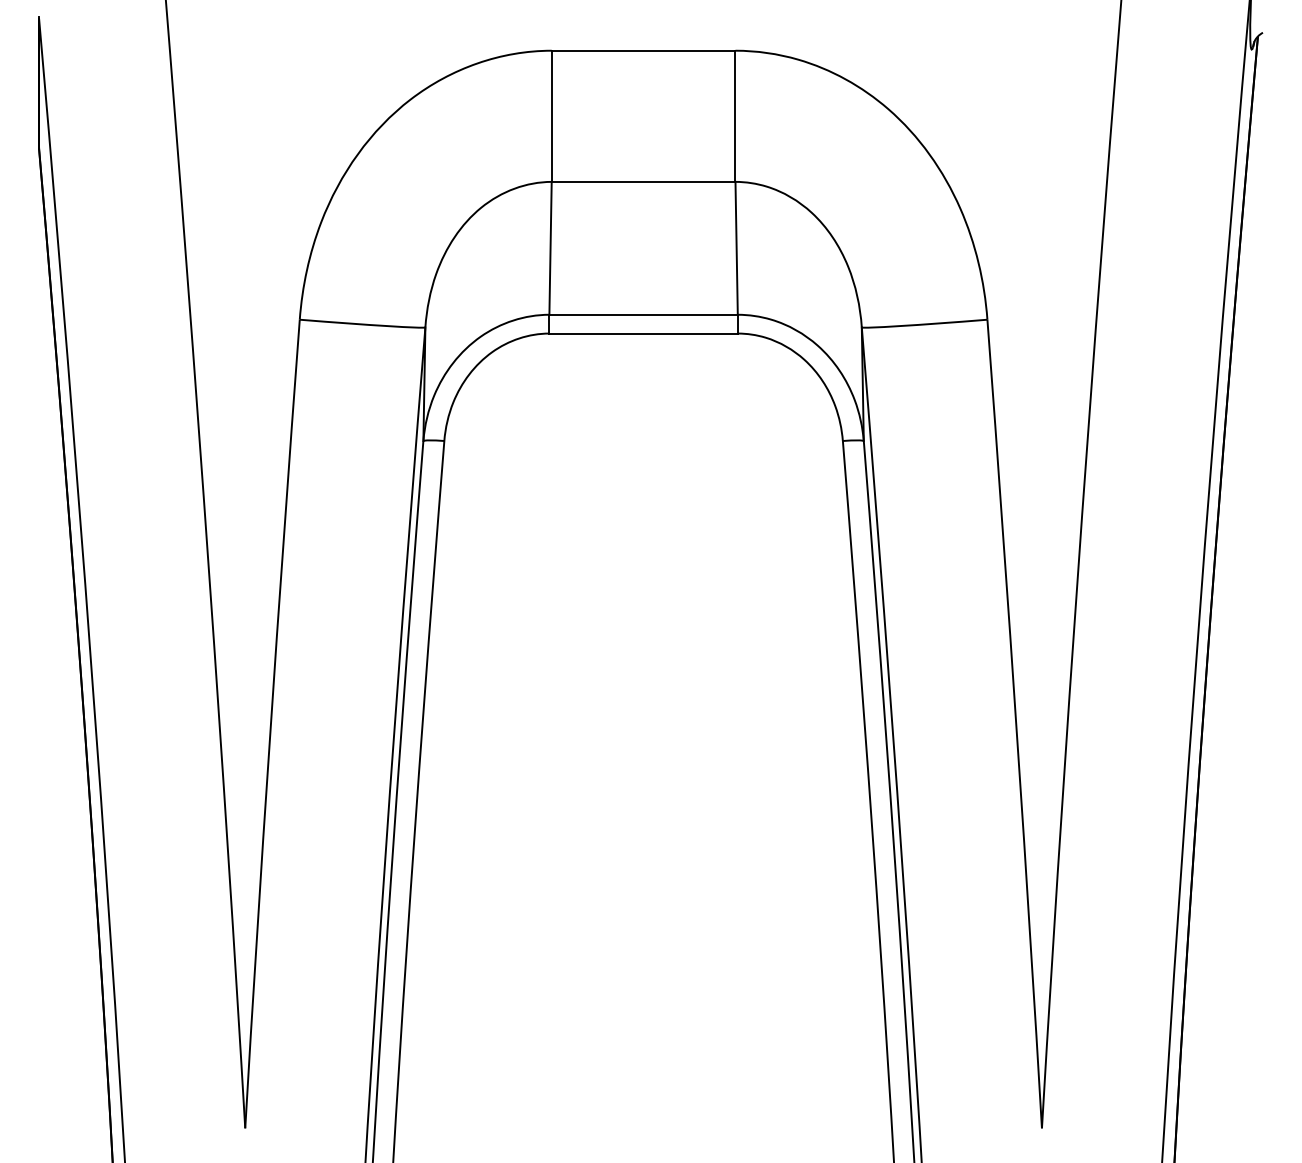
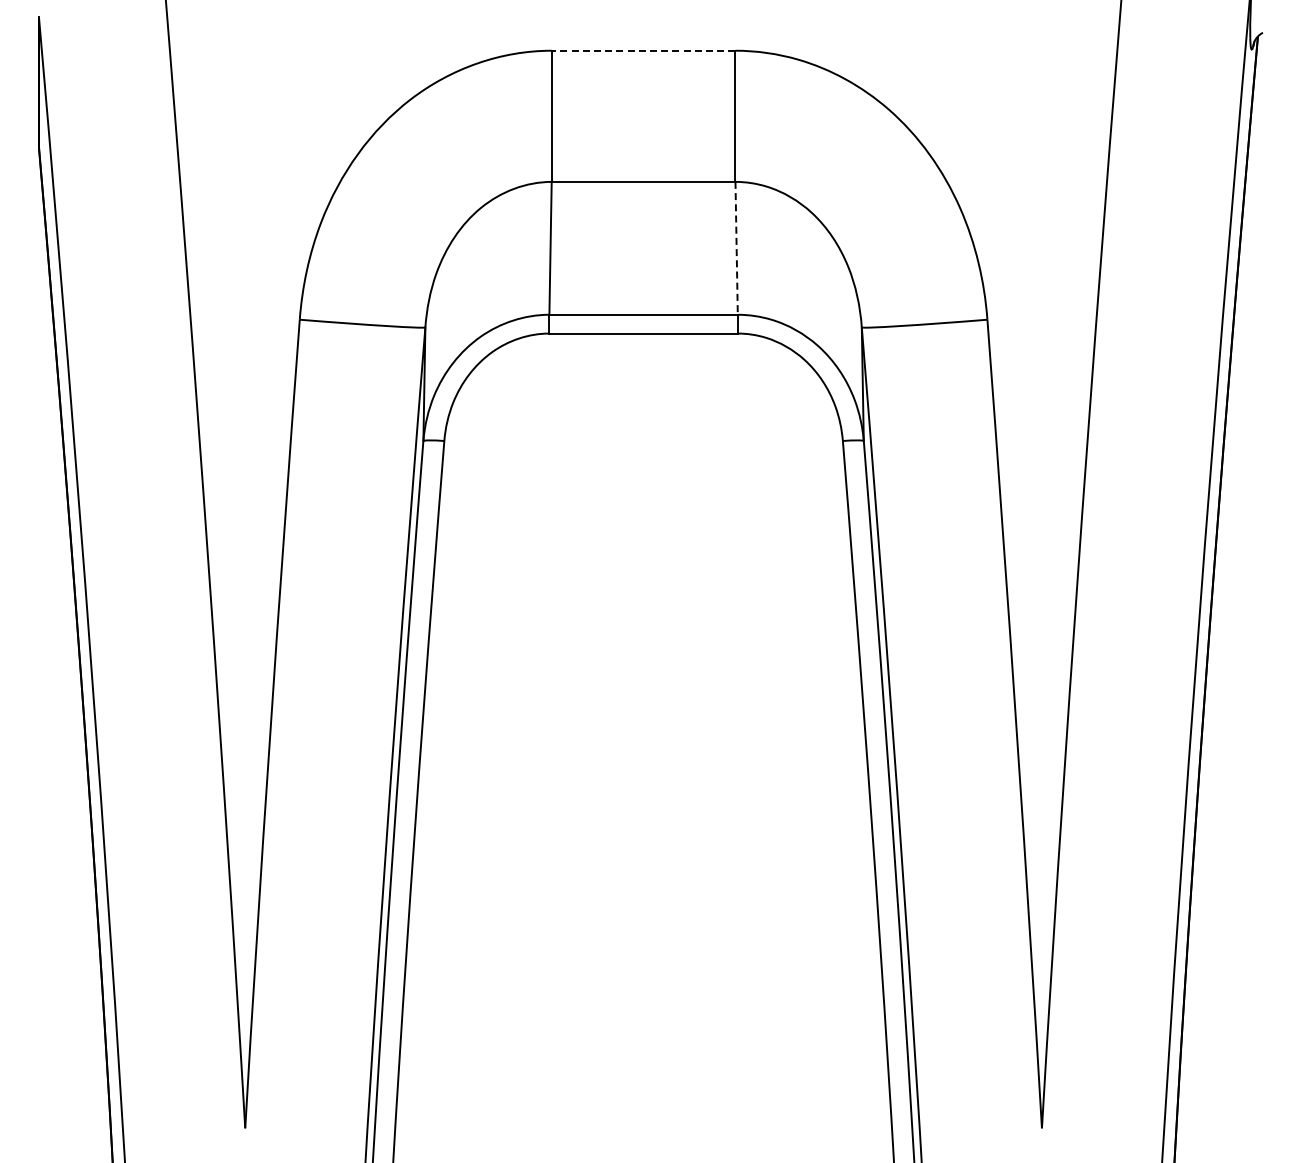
line: solid -> dashed (643, 50)
line: solid -> dashed (736, 248)
